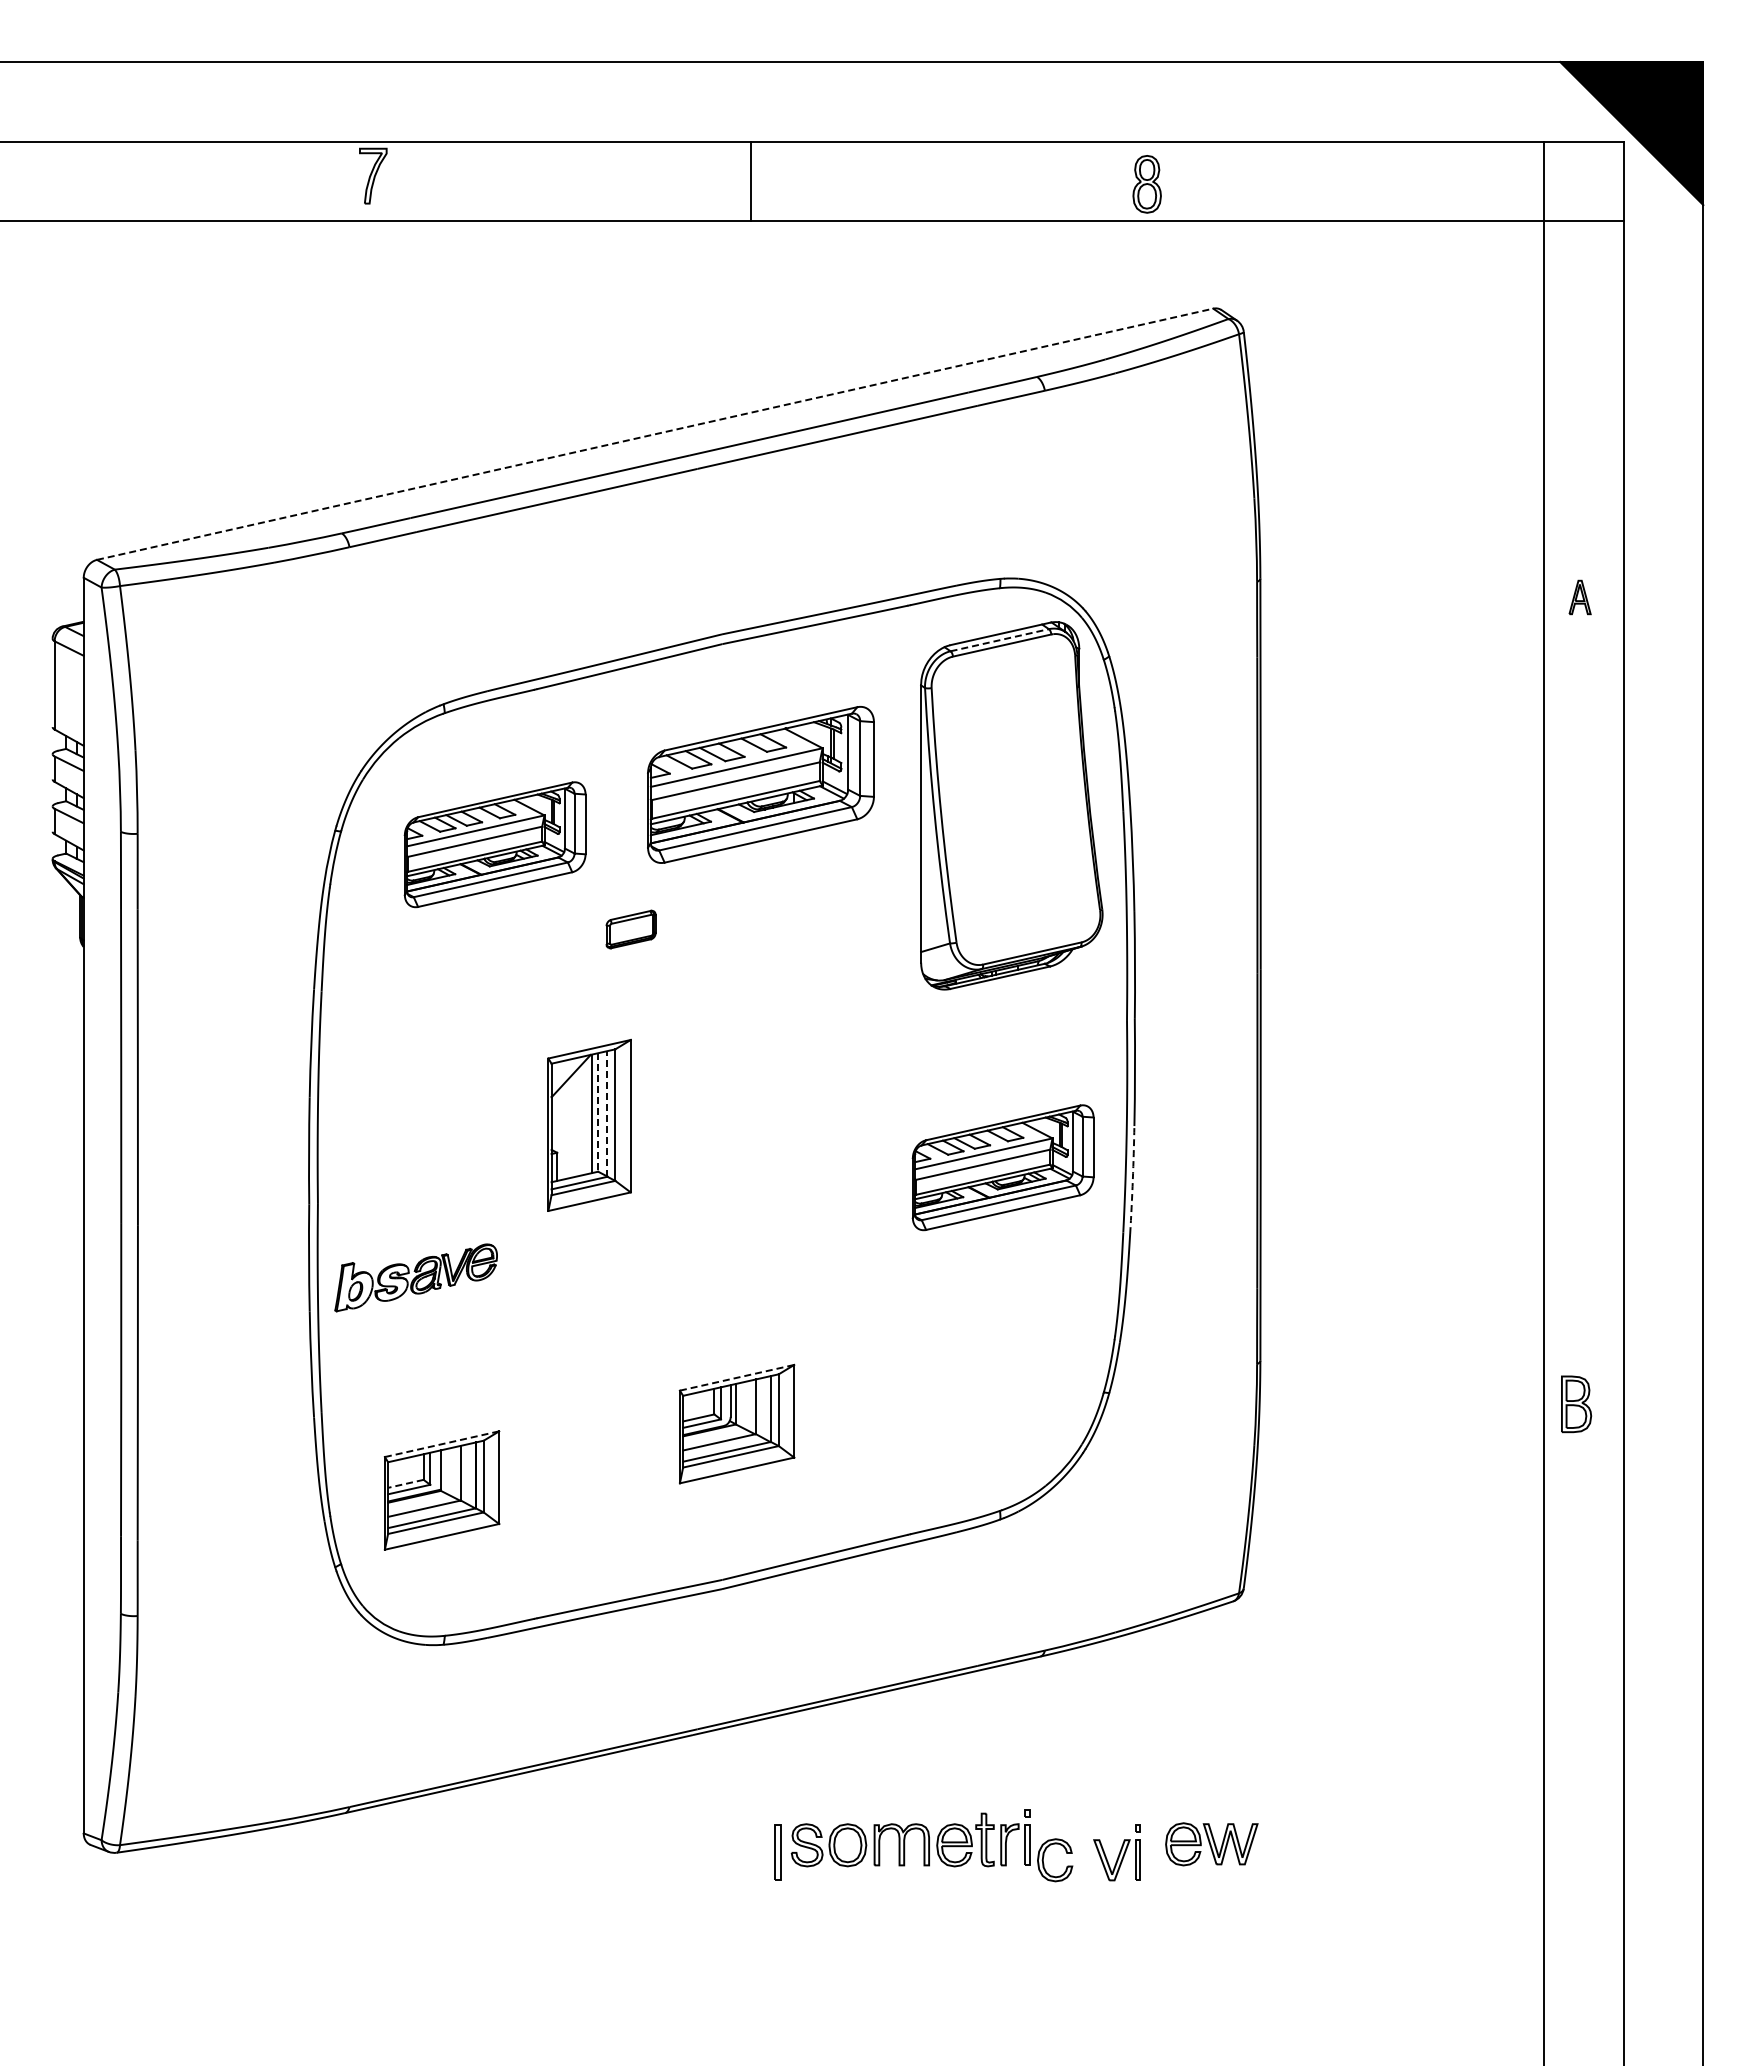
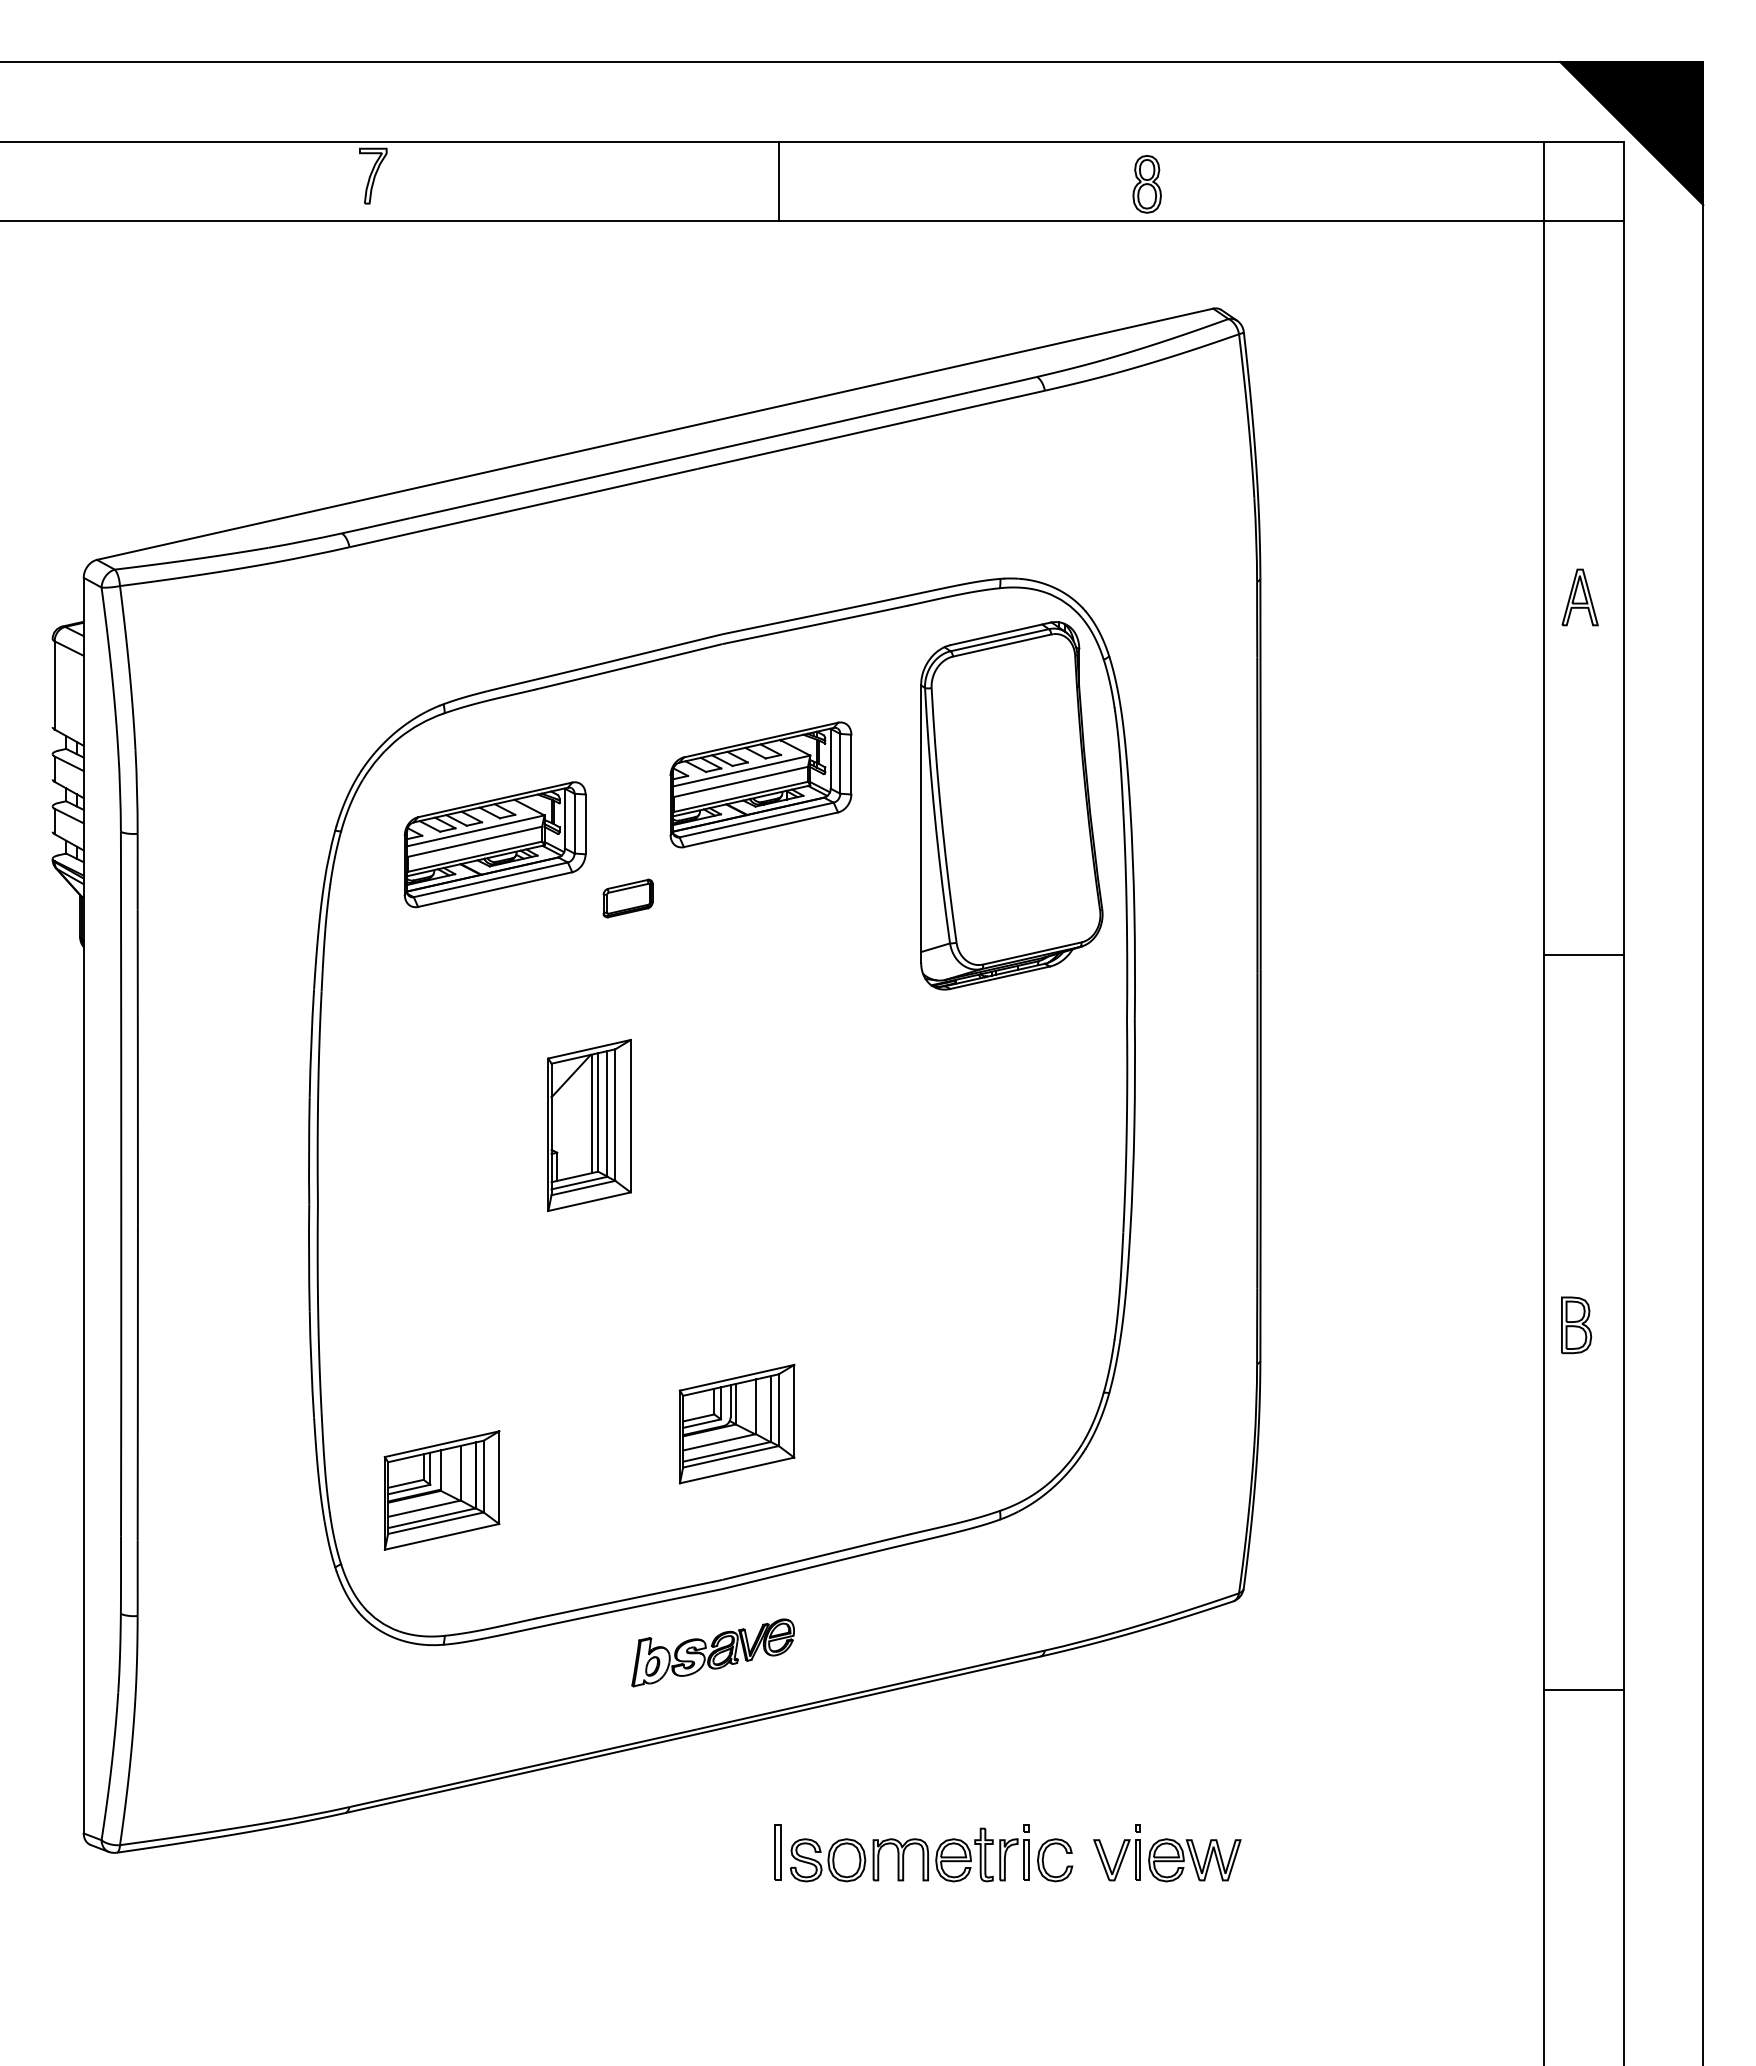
line position: (750, 181) -> (778, 181) (778, 181)
line: dashed -> solid (655, 434)
part size: 24x37 px -> 38x59 px (1579, 597)
line: dashed -> solid (1000, 640)
part size: 228x158 px -> 184x128 px (760, 784)
part position: (630, 929) -> (627, 898) (627, 898)
line: none -> present (1583, 955)
line: dashed -> solid (598, 1112)
line: dashed -> solid (607, 1113)
part: present -> none (1002, 1167)
arc: dashed -> solid (1132, 1180)
part position: (415, 1277) -> (712, 1652) (712, 1652)
line: dashed -> solid (737, 1377)
part position: (1576, 1404) -> (1576, 1325) (1576, 1325)
line: dashed -> solid (442, 1444)
line: dashed -> solid (405, 1483)
line: none -> present (1583, 1689)
part position: (910, 1838) -> (909, 1853) (909, 1853)
part position: (1211, 1844) -> (1194, 1860) (1194, 1860)
